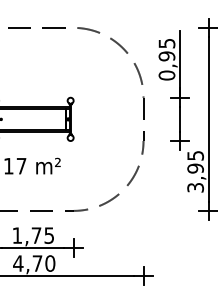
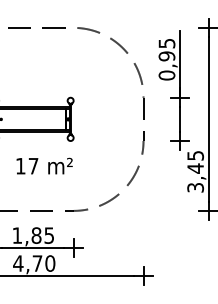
text position: (32, 165) -> (44, 165) (44, 165)
text: 3,95 -> 3,45 (195, 168)
text: 1,75 -> 1,85 (36, 235)
